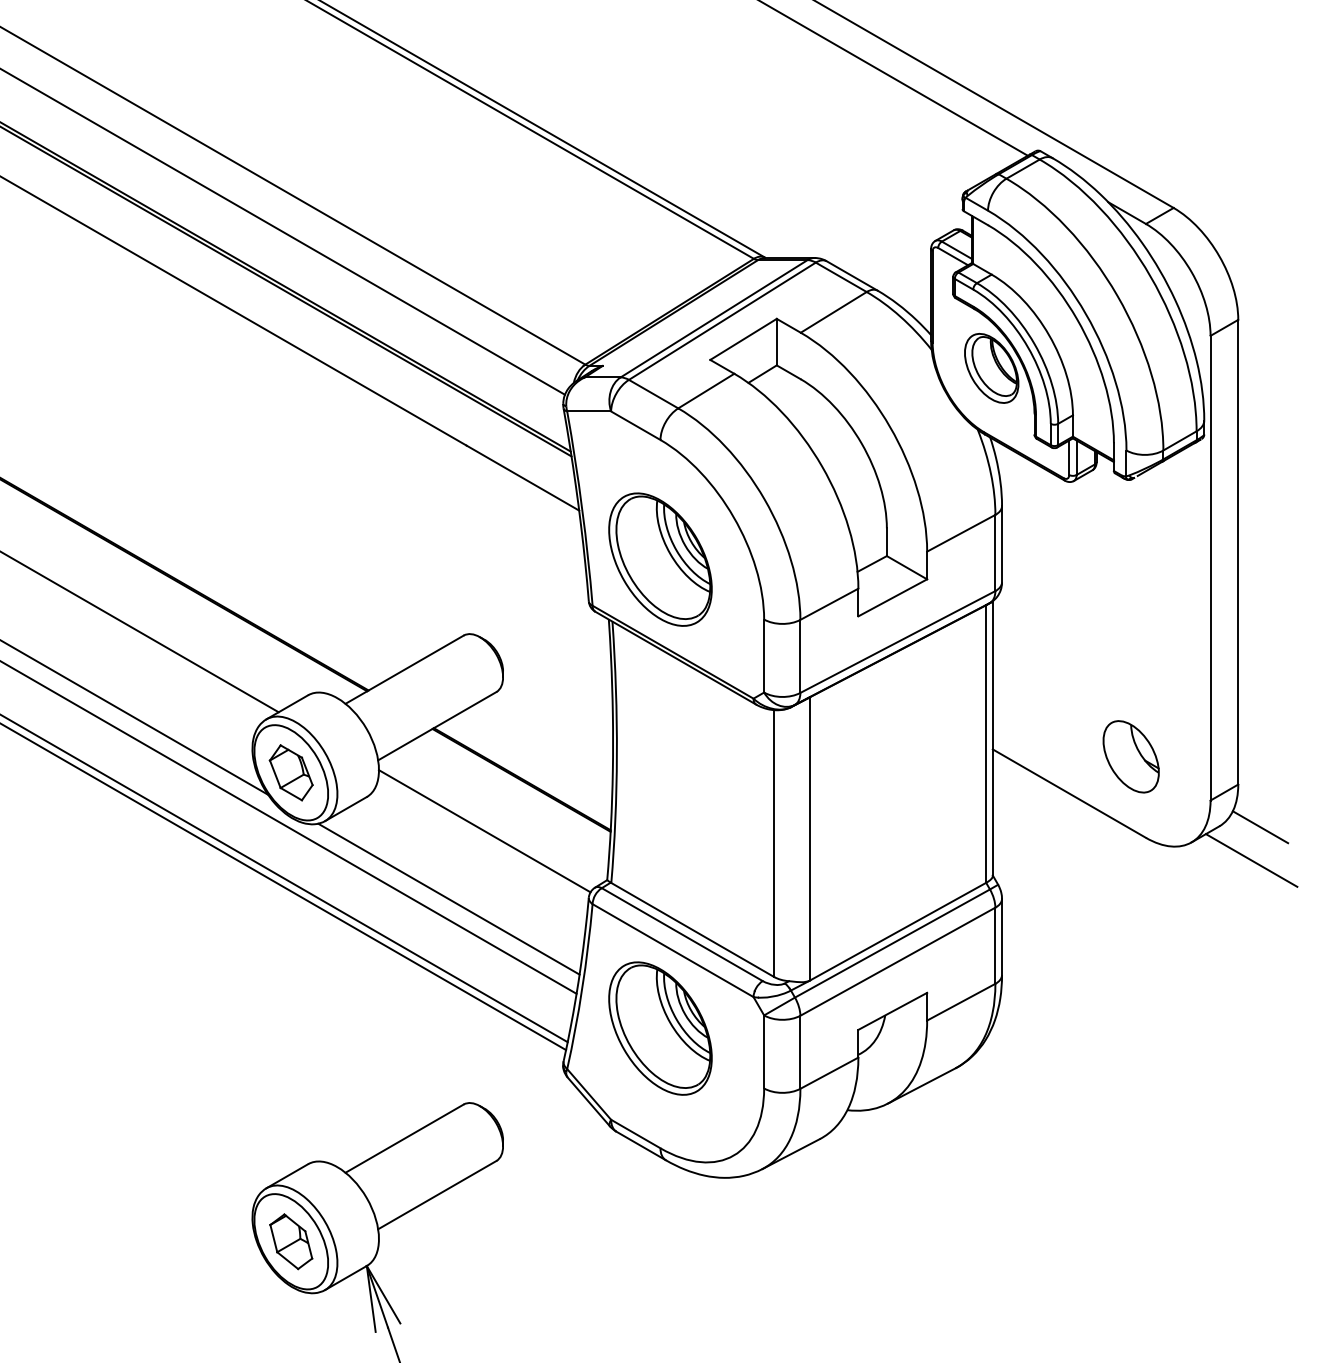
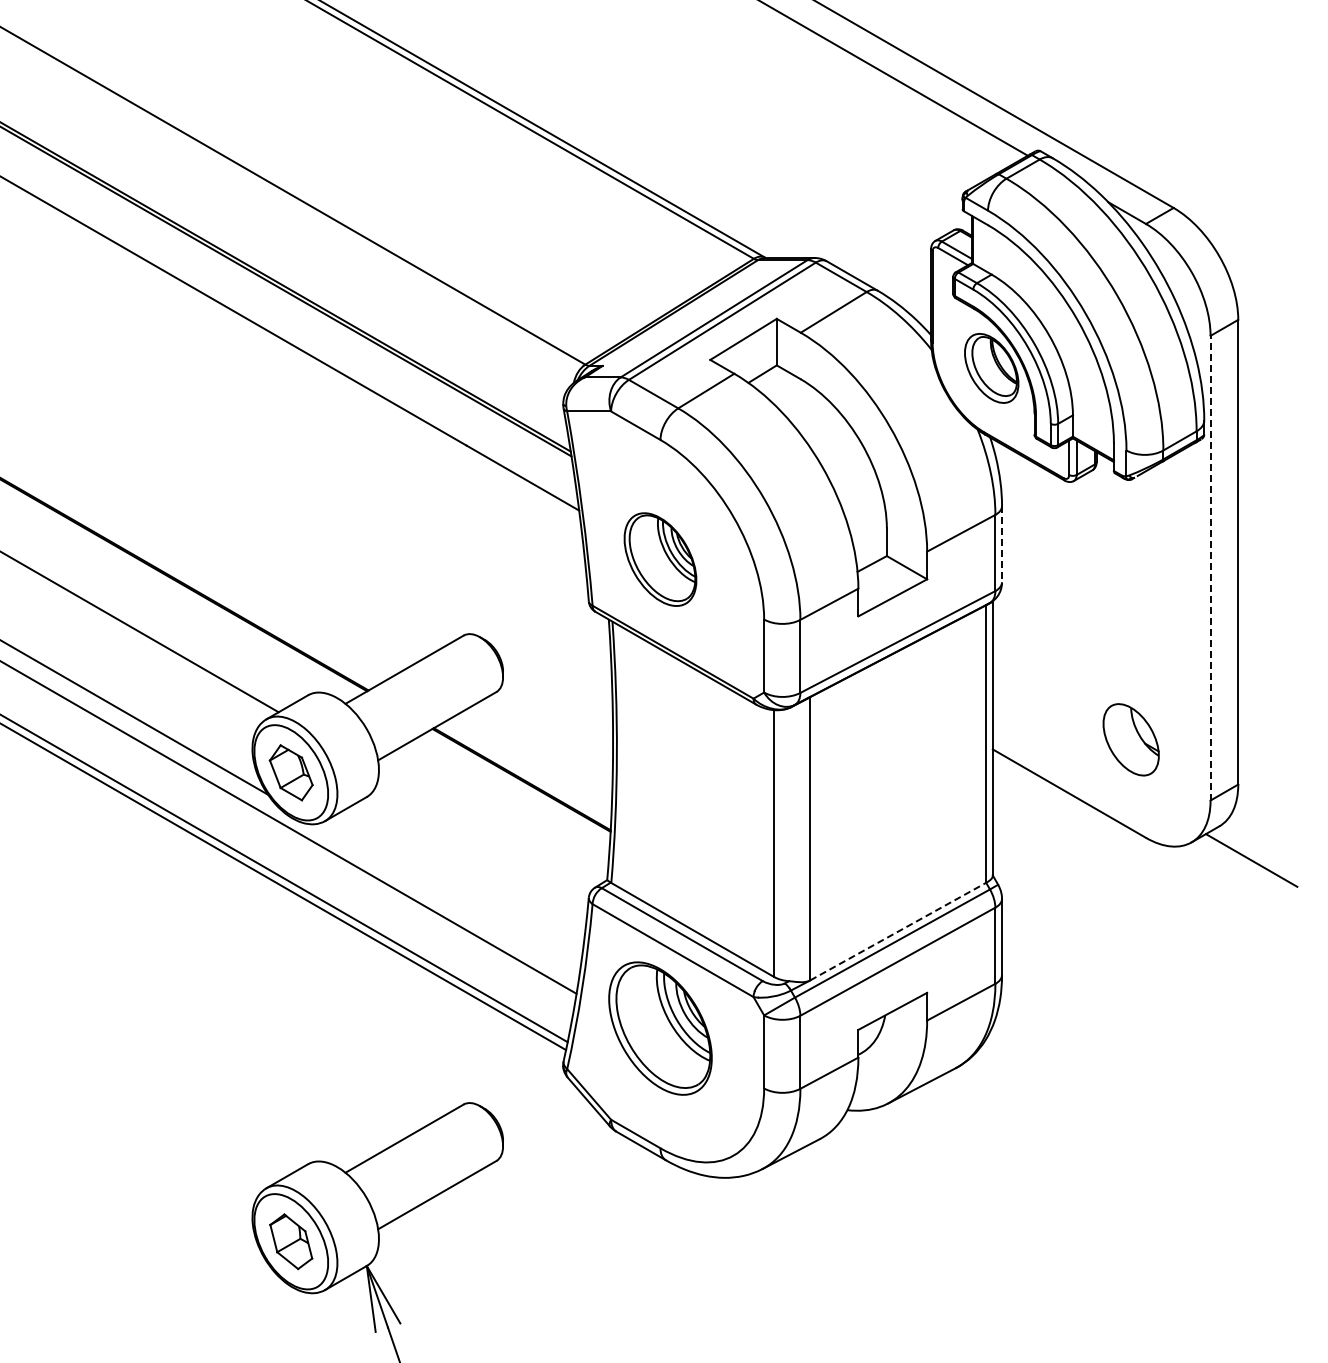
line: present -> none (283, 232)
line: solid -> dashed (1002, 544)
part size: 105x135 px -> 75x95 px (660, 559)
line: solid -> dashed (1210, 567)
part position: (1130, 756) -> (1130, 739) (1130, 739)
line: present -> none (1260, 827)
line: present -> none (484, 831)
line: present -> none (448, 898)
line: solid -> dashed (898, 931)
